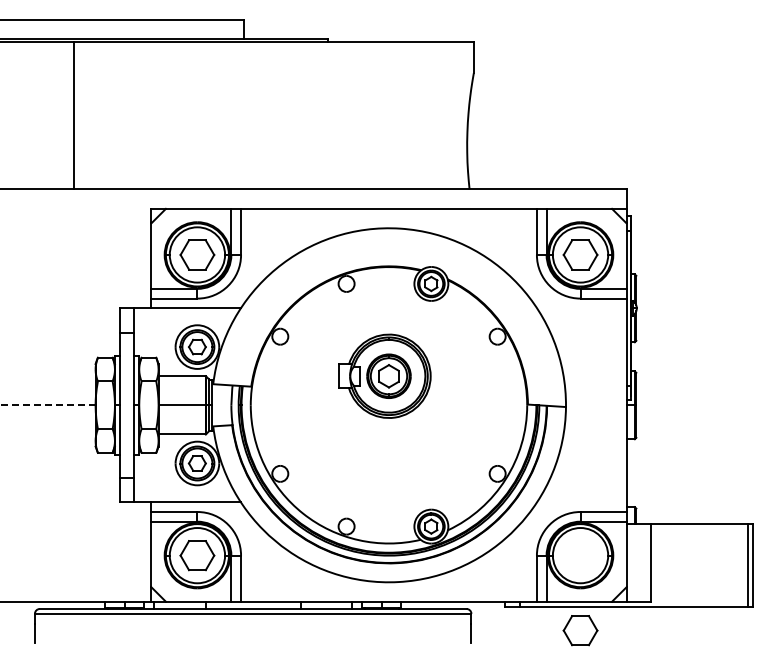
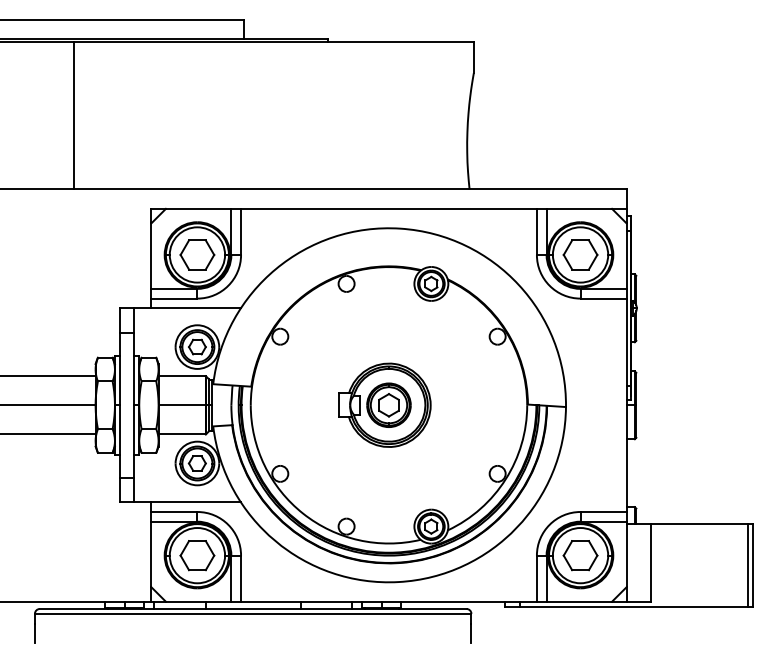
part position: (384, 375) -> (384, 404) (384, 404)
line: none -> present (48, 376)
line: dashed -> solid (47, 405)
line: none -> present (48, 434)
part position: (580, 630) -> (580, 555) (580, 555)
